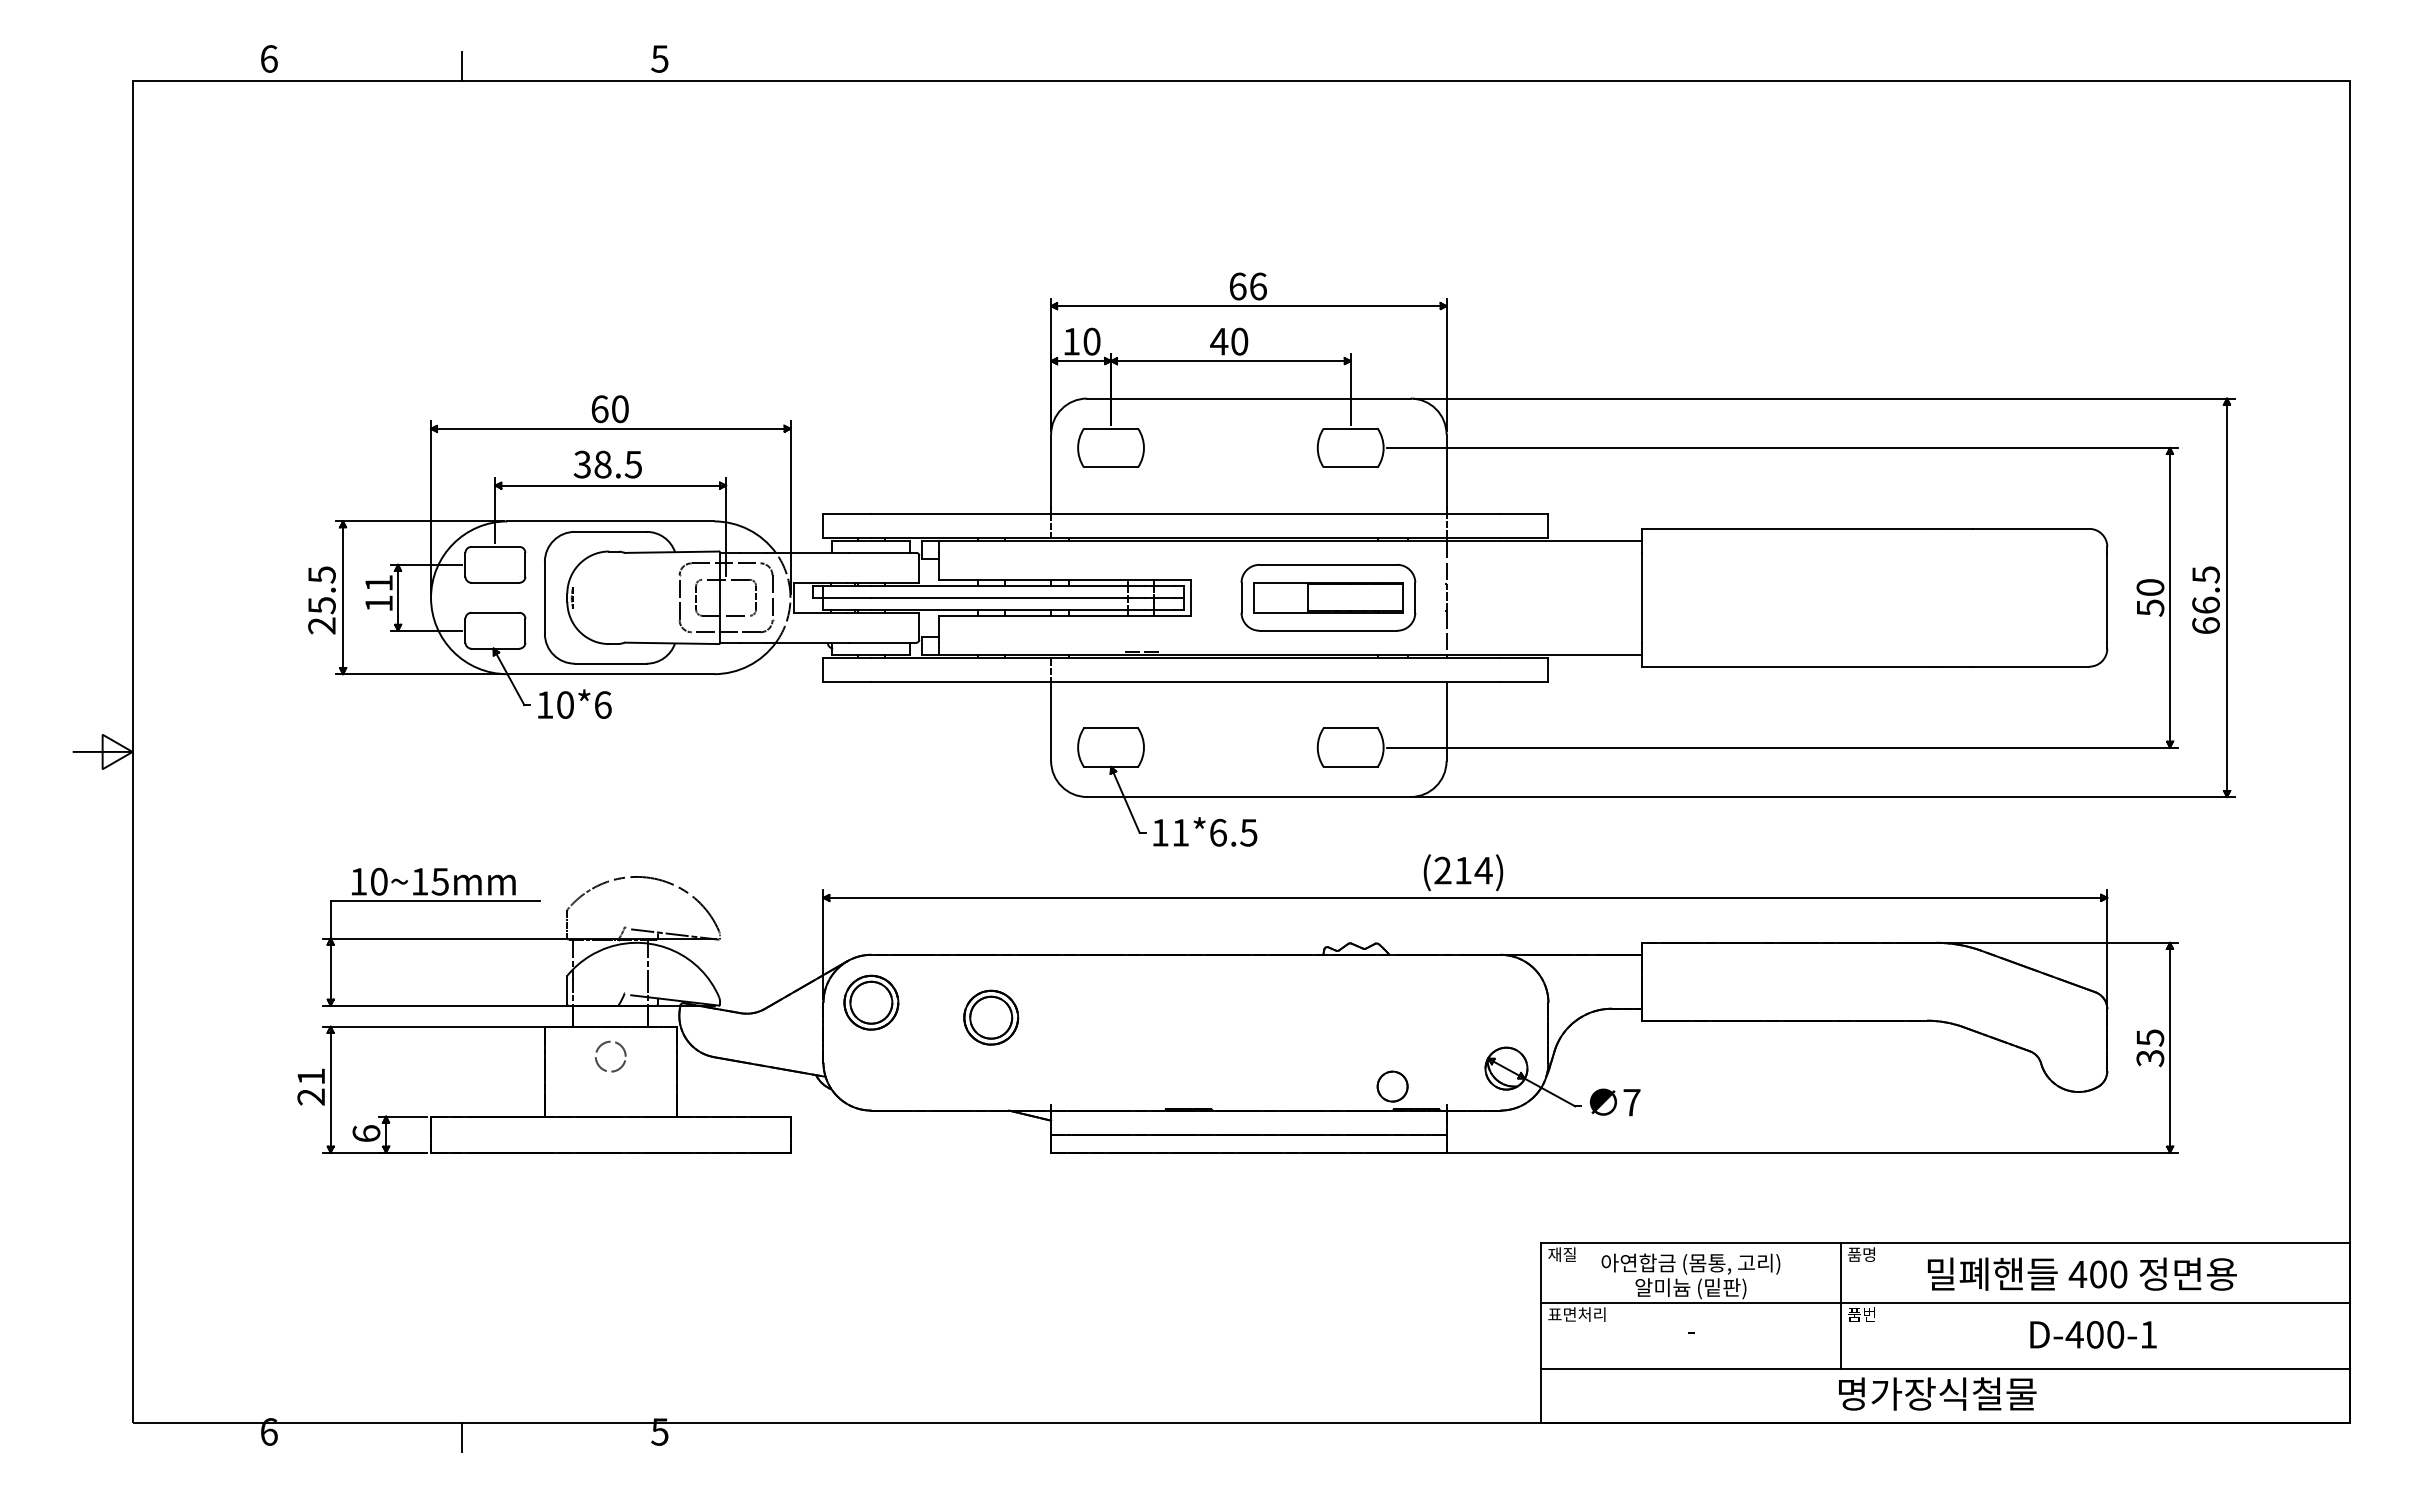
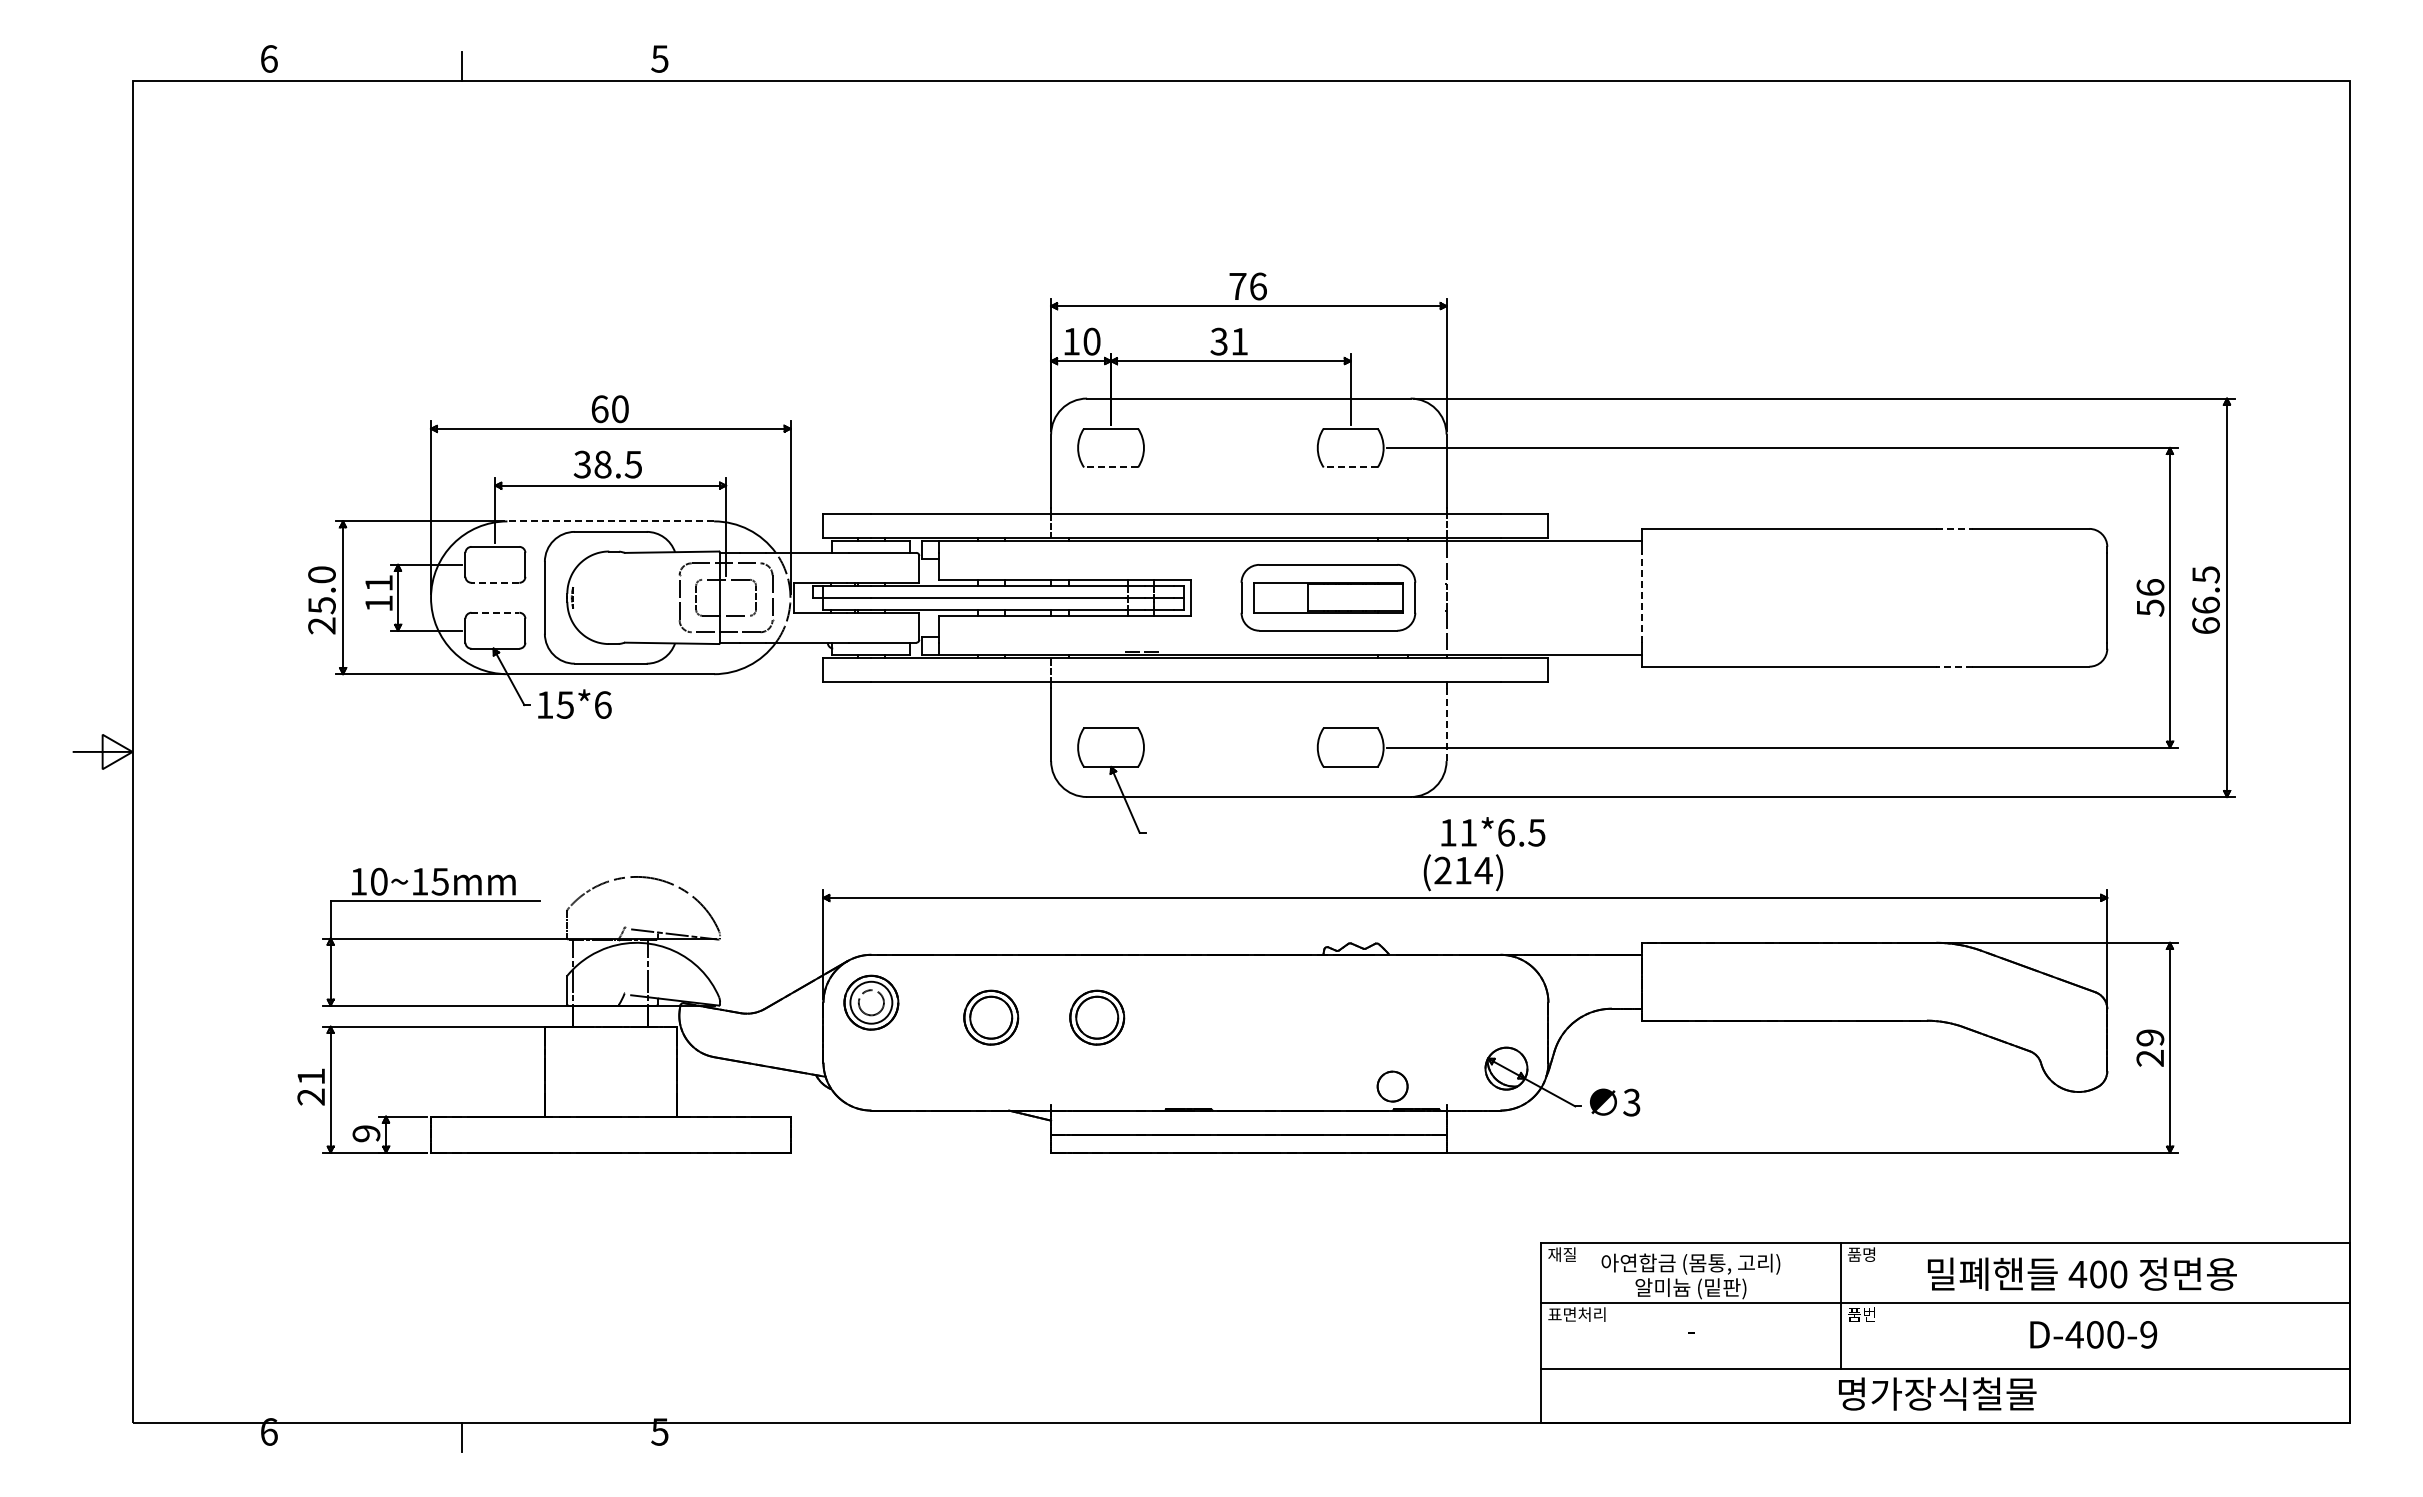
text: 66 -> 76 (1237, 286)
text: 40 -> 31 (1229, 341)
line: solid -> dashed (1111, 467)
line: solid -> dashed (1350, 467)
line: solid -> dashed (610, 521)
line: solid -> dashed (1955, 528)
text: 25.5 -> 25.0 (321, 574)
line: solid -> dashed (495, 582)
text: 50 -> 56 (2150, 587)
line: solid -> dashed (1641, 597)
line: solid -> dashed (495, 612)
line: solid -> dashed (1954, 666)
text: 10*6 -> 15*6 (564, 704)
line: solid -> dashed (1446, 724)
text position: (1205, 831) -> (1493, 831) (1493, 831)
circle diameter: 42 px -> 25 px (870, 1002)
part: none -> present (1097, 1017)
part: present -> none (604, 1044)
text: 35 -> 29 (2150, 1048)
text: 7 -> 3 (1631, 1102)
text: 6 -> 9 (366, 1133)
text: D-400-1 -> D-400-9 (2148, 1334)
